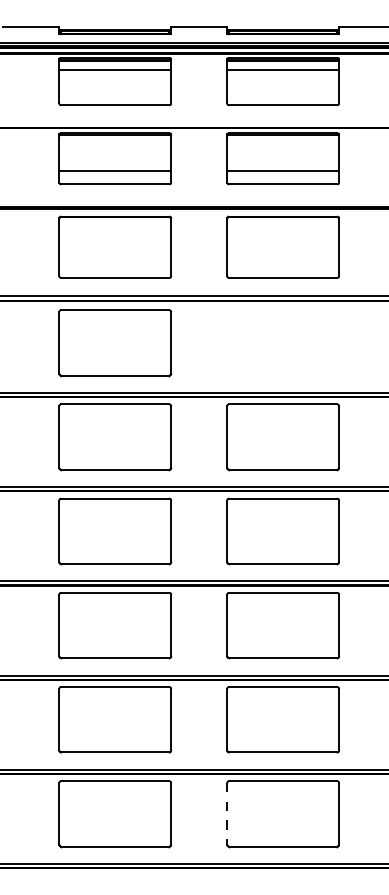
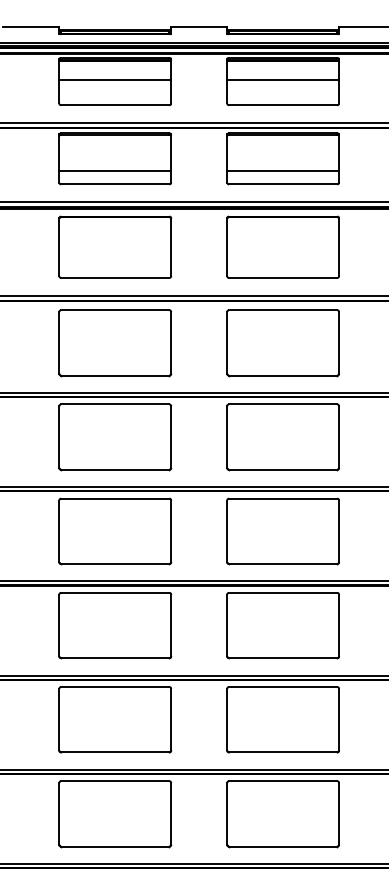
line position: (115, 70) -> (115, 80) (115, 80)
line position: (283, 70) -> (283, 80) (283, 80)
line: none -> present (193, 122)
line: none -> present (193, 202)
part: none -> present (282, 343)
line: dashed -> solid (227, 813)
